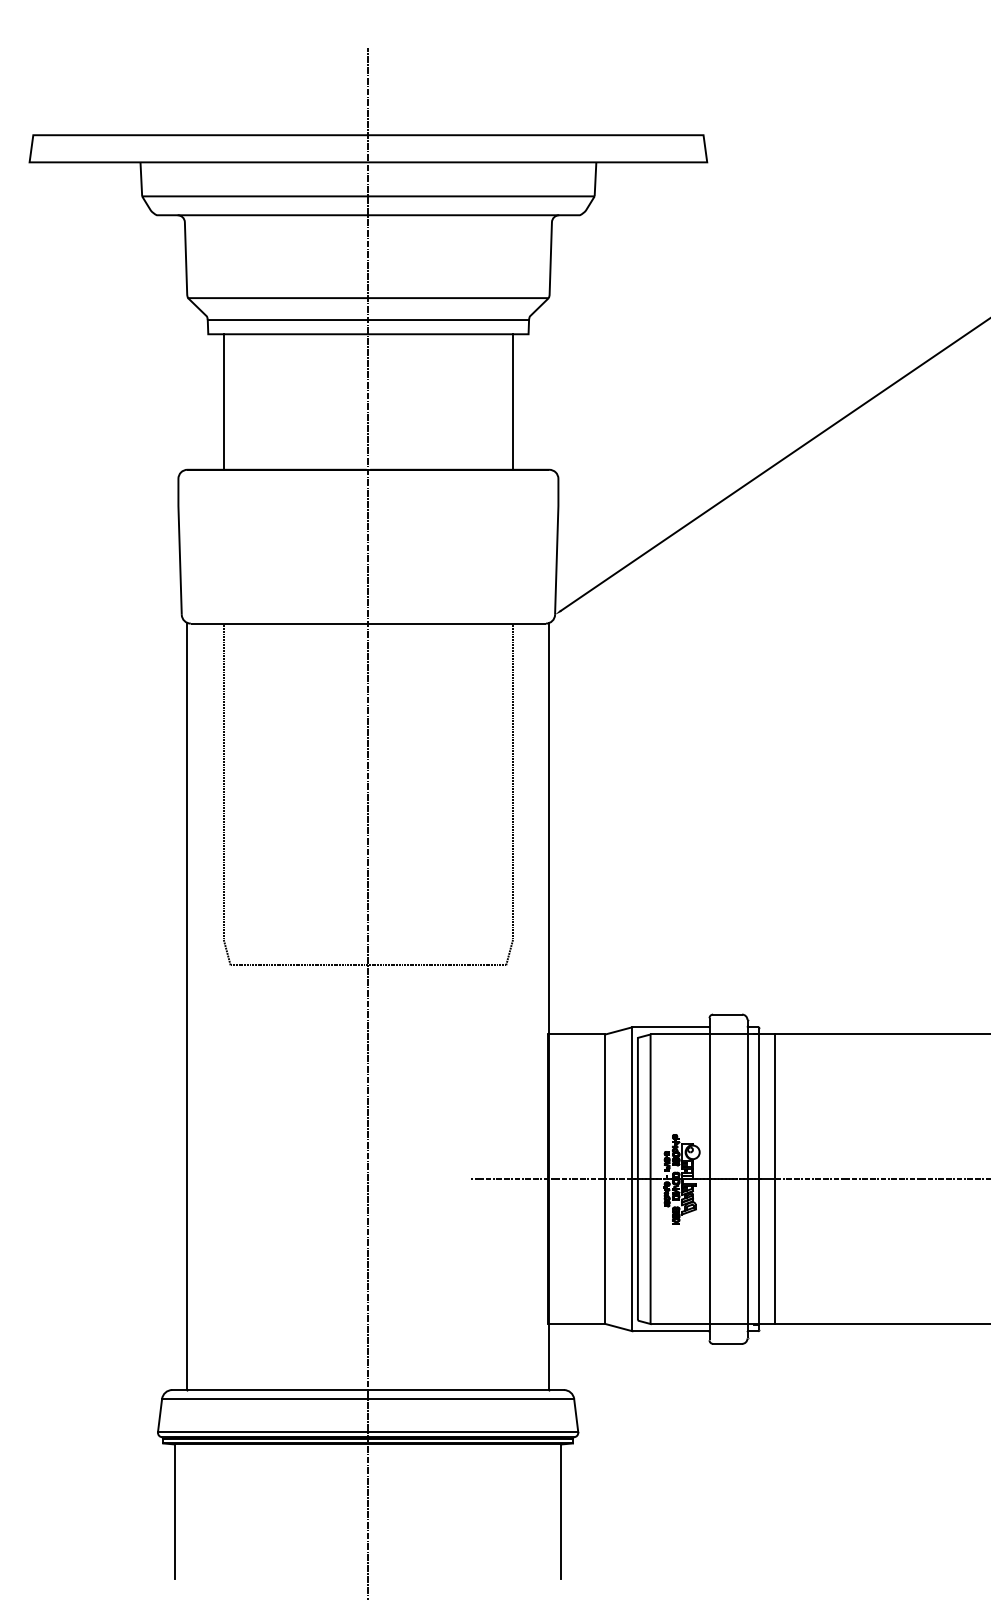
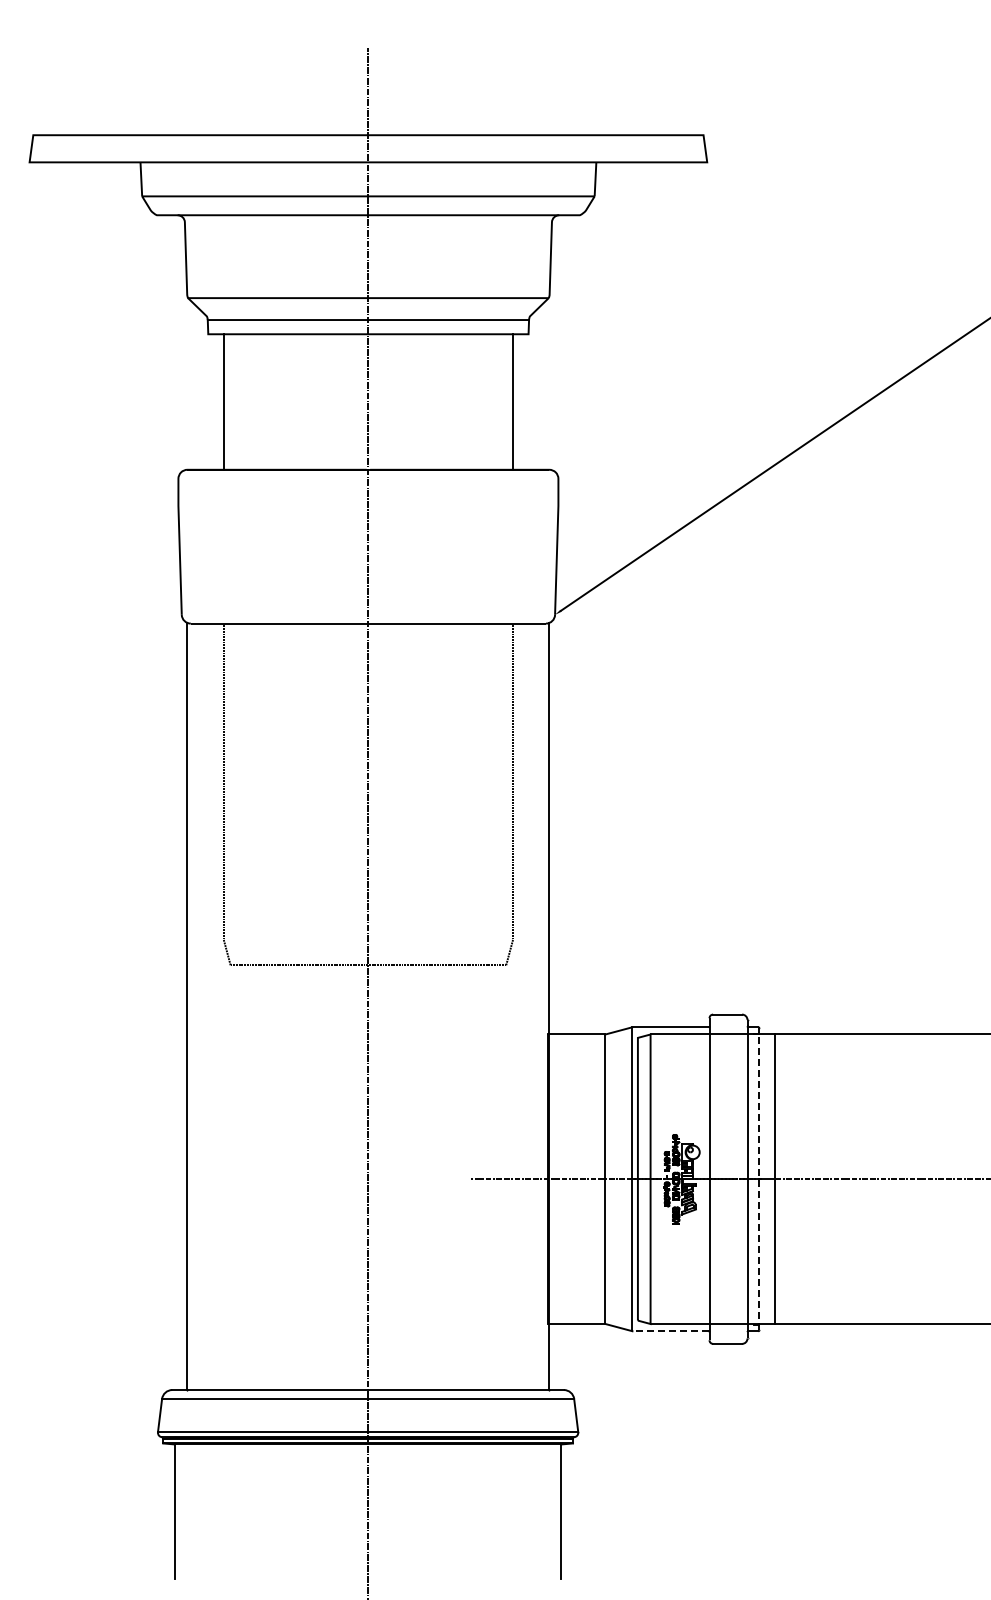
line: solid -> dashed (759, 1179)
line: solid -> dashed (670, 1331)
